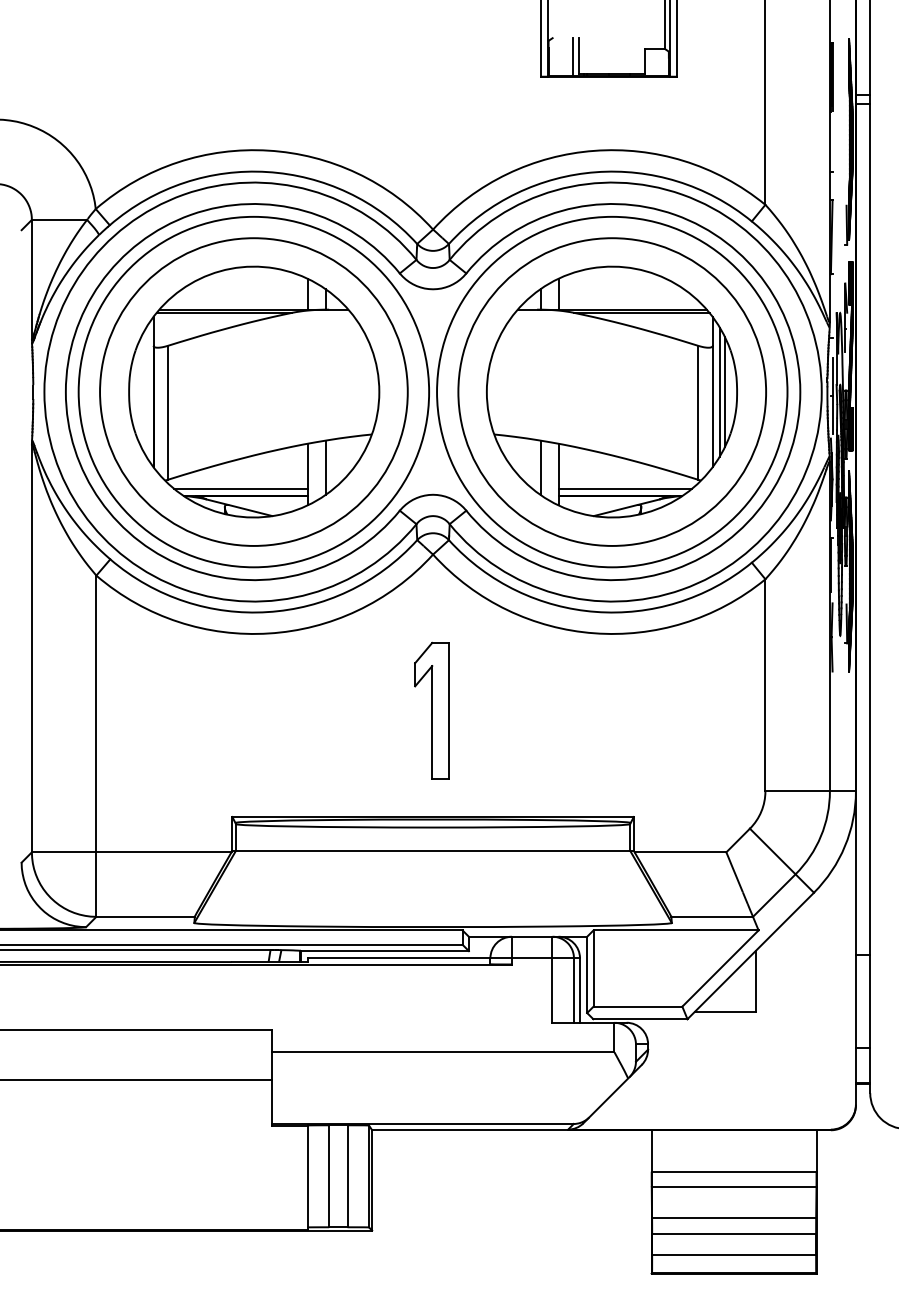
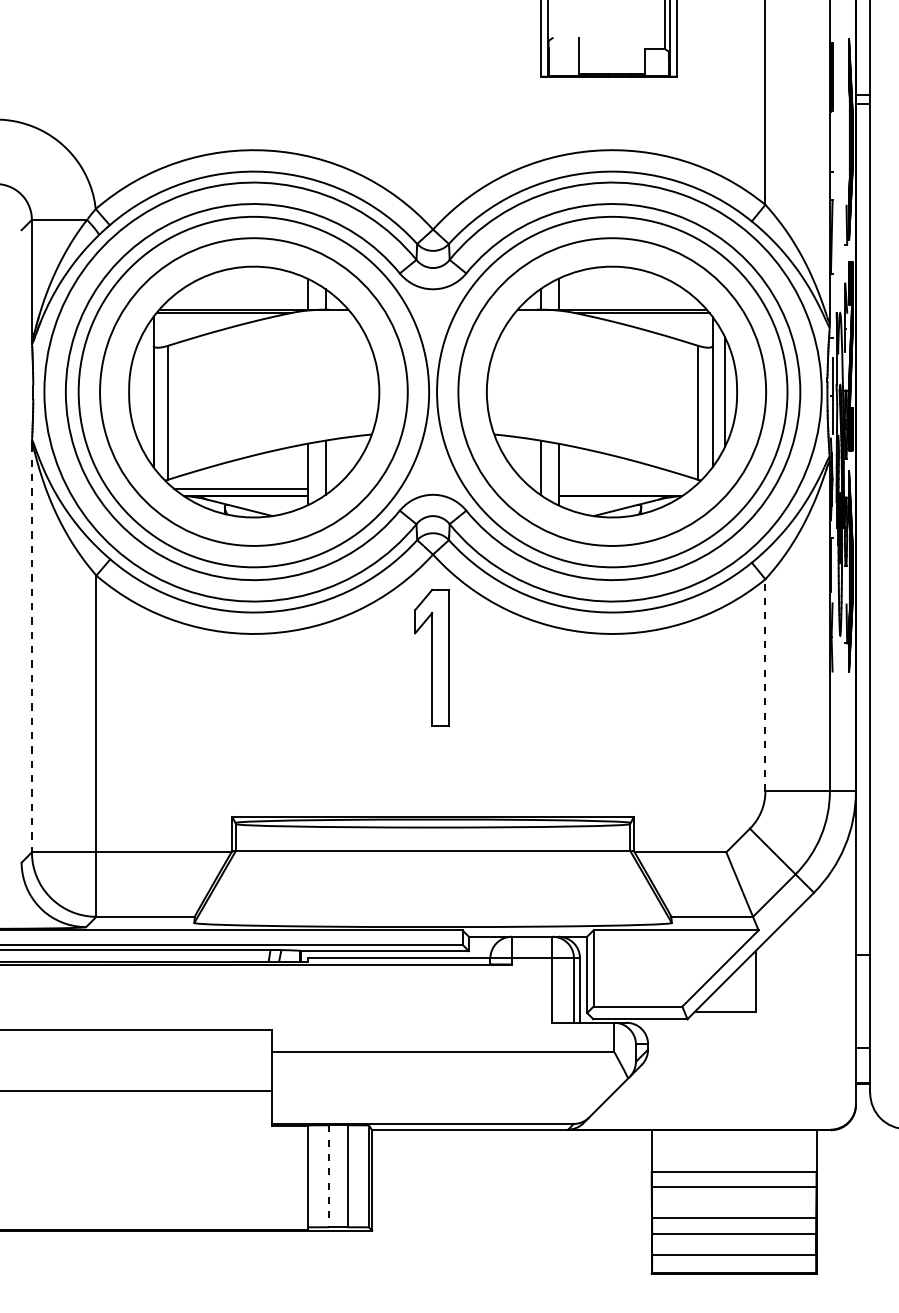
line: present -> none (572, 56)
line: present -> none (719, 391)
line: present -> none (625, 488)
line: solid -> dashed (31, 648)
line: solid -> dashed (765, 684)
part position: (431, 710) -> (431, 657) (431, 657)
line position: (136, 1080) -> (136, 1091) (136, 1091)
line: solid -> dashed (329, 1176)
